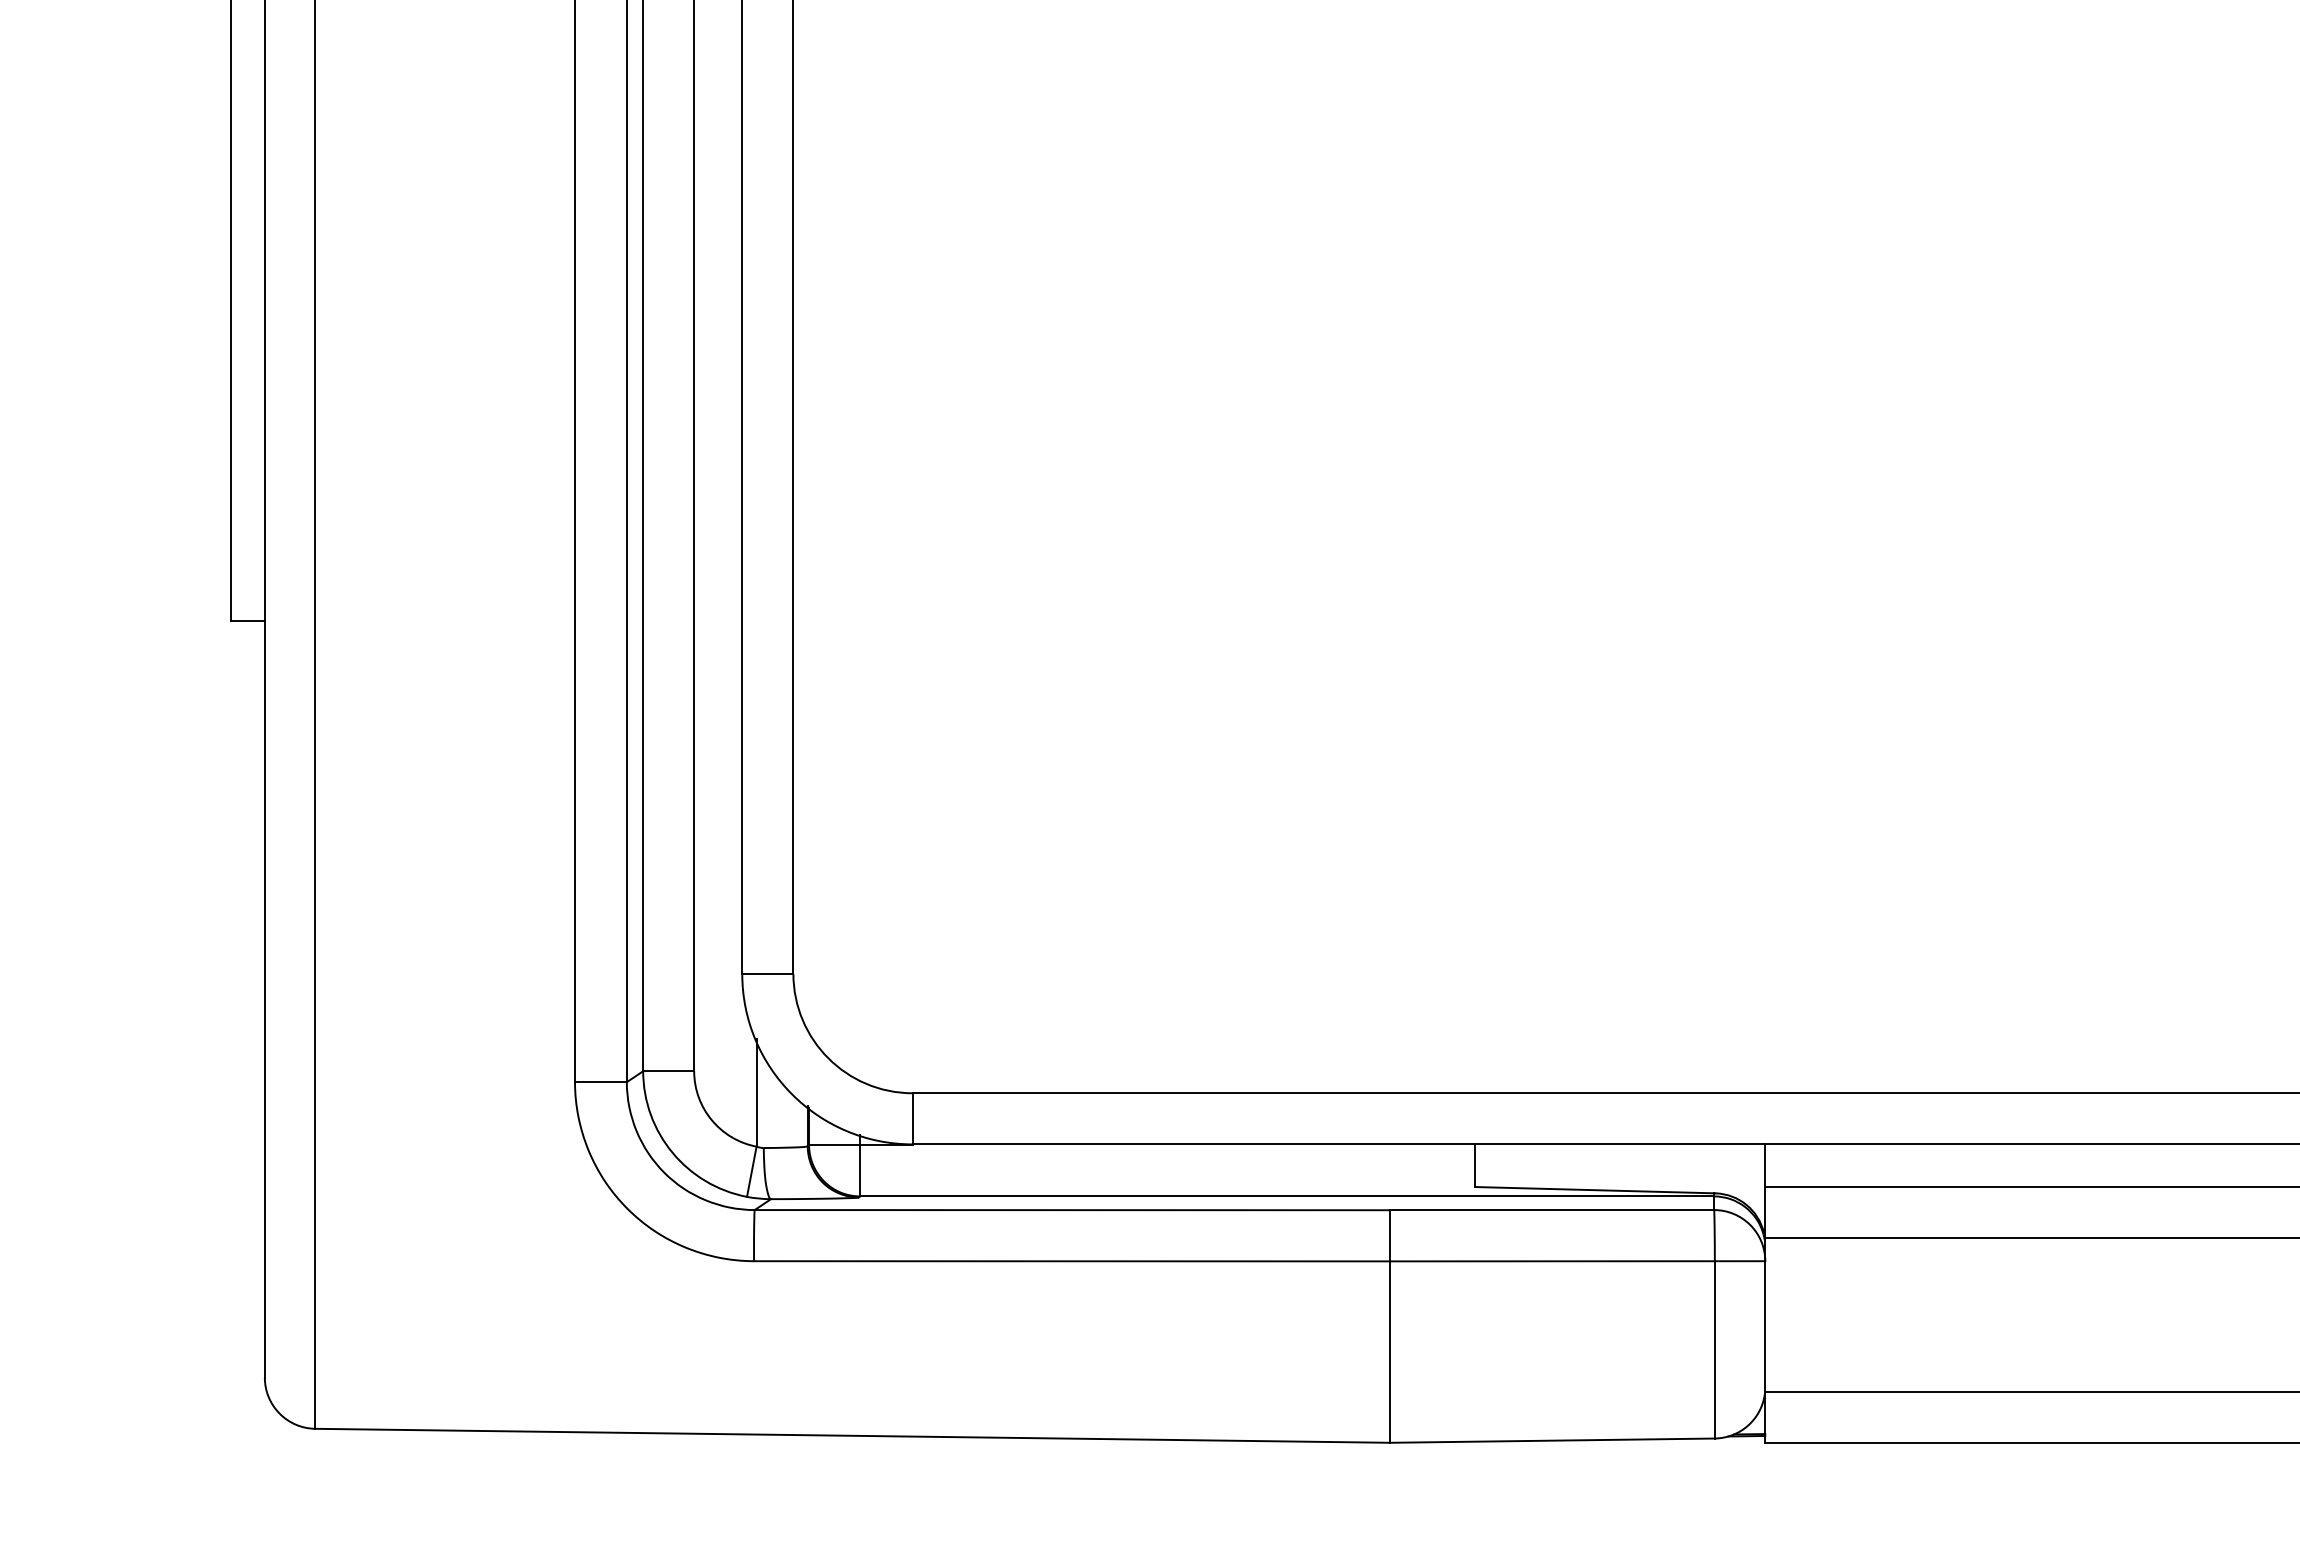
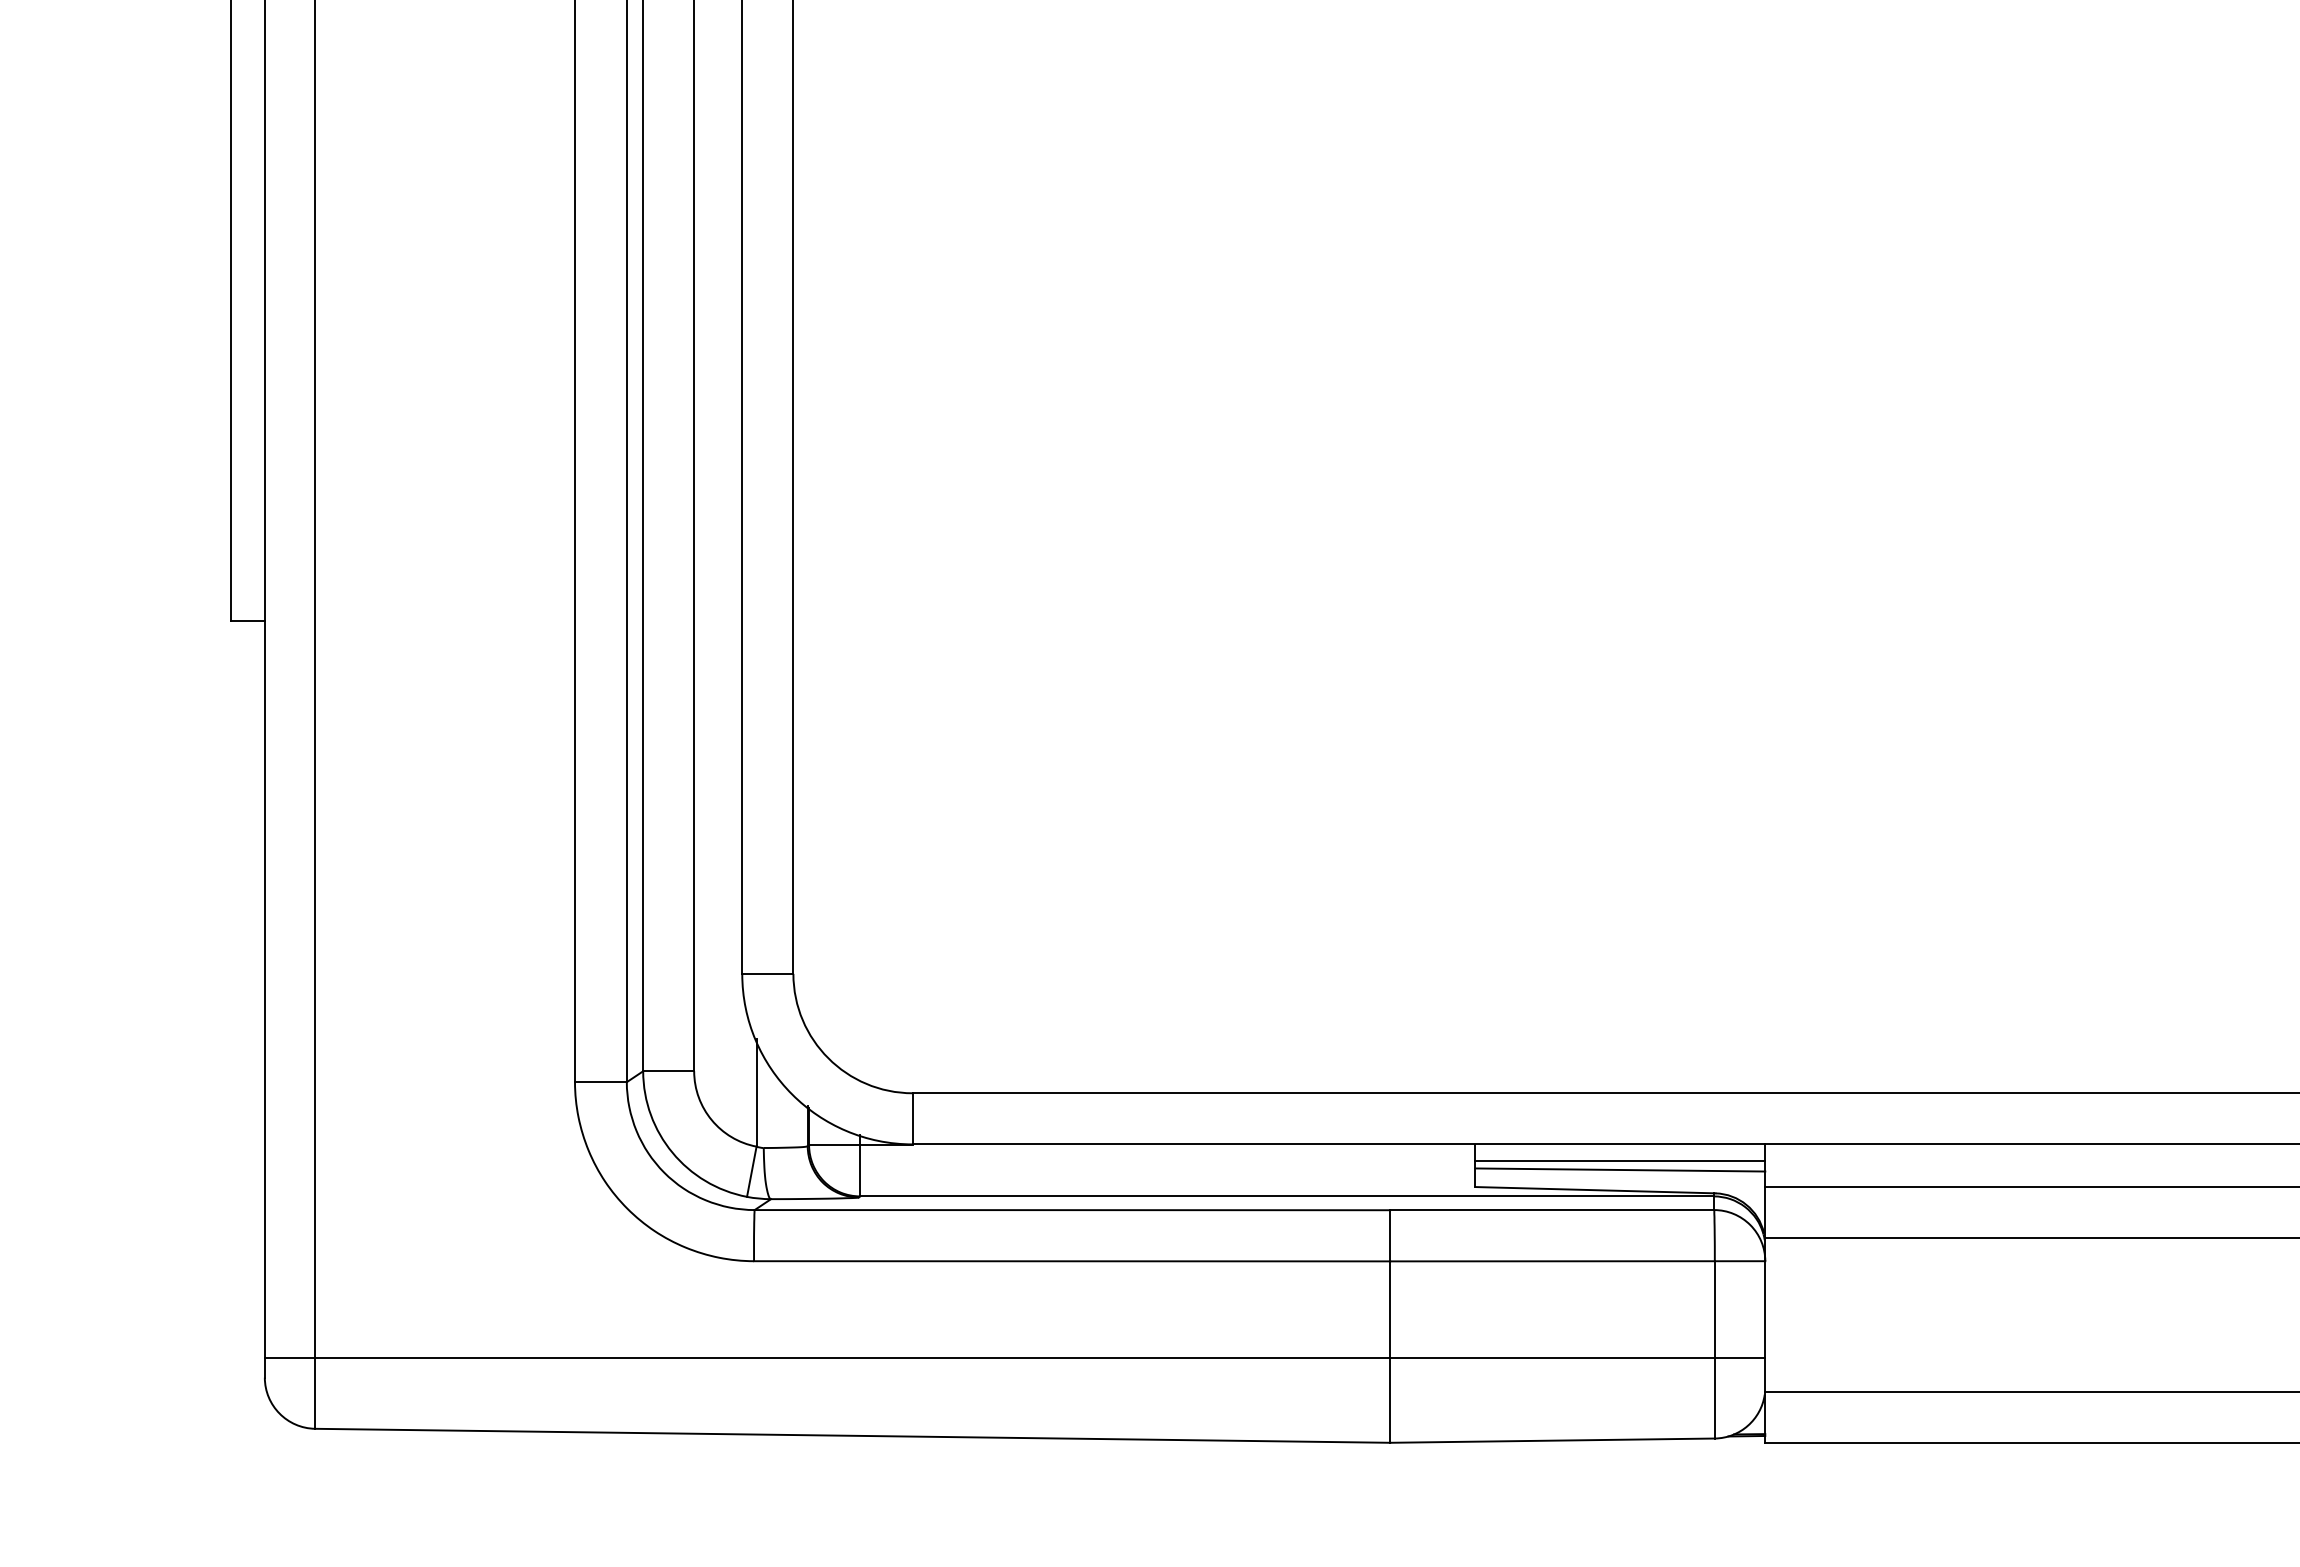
line: none -> present (1620, 1161)
line: none -> present (1620, 1169)
line: none -> present (1014, 1357)
